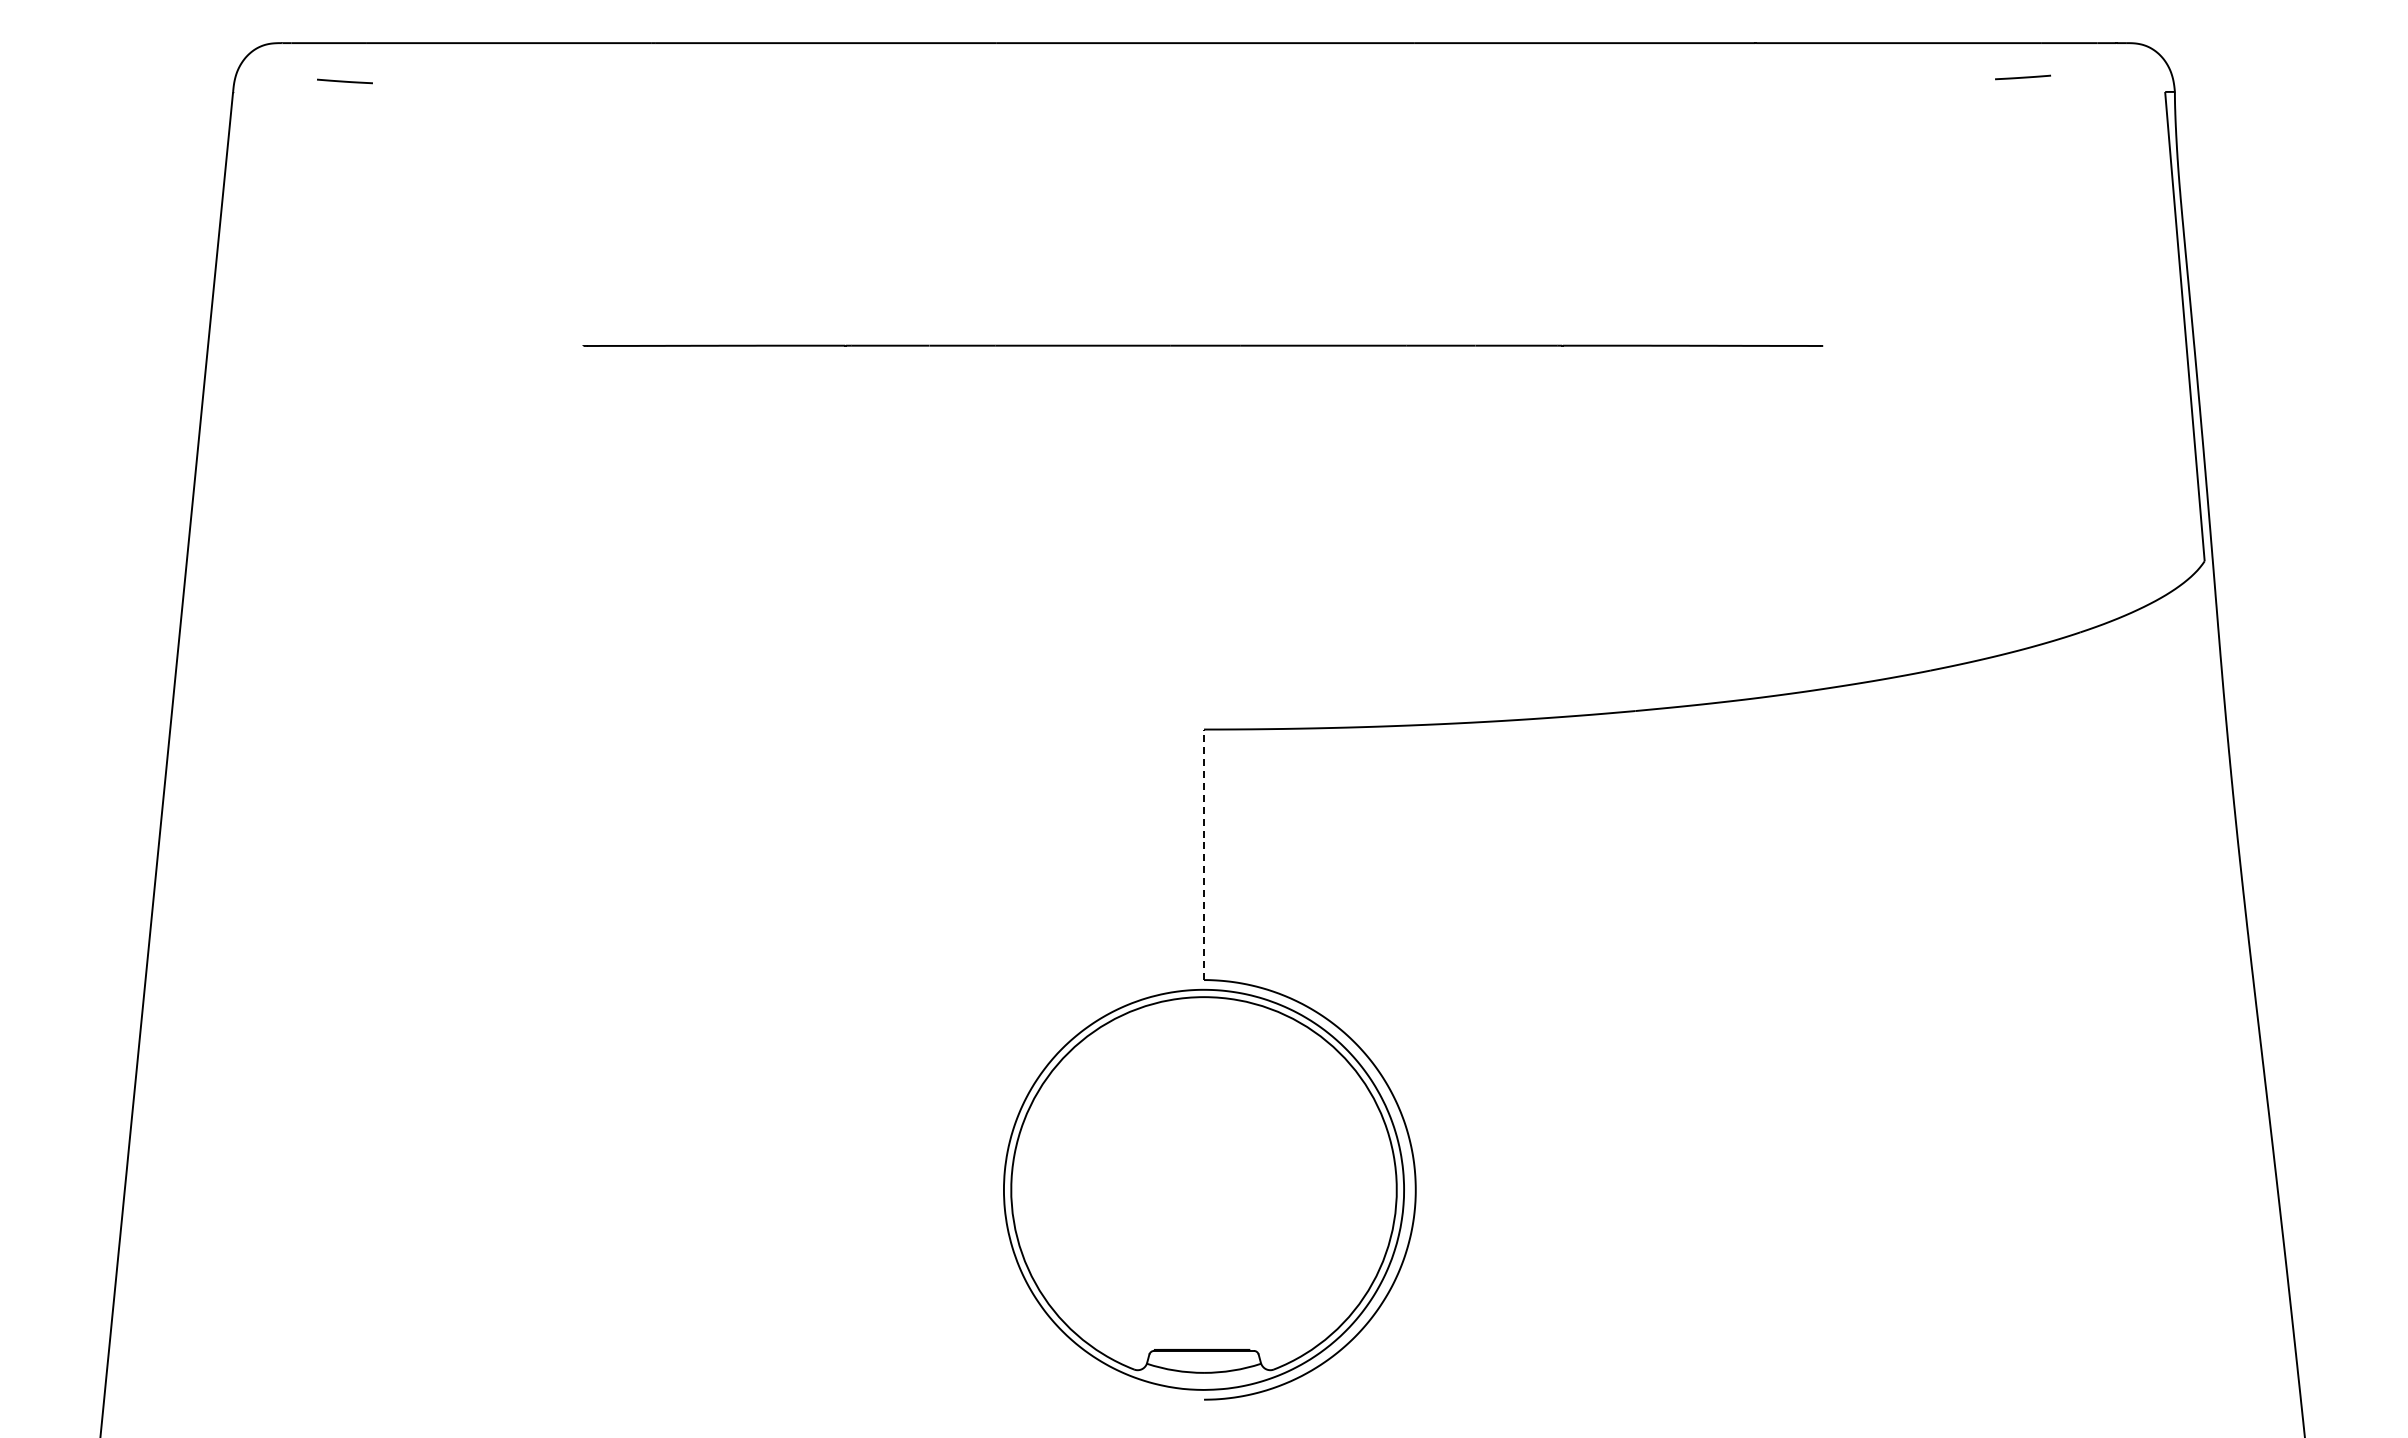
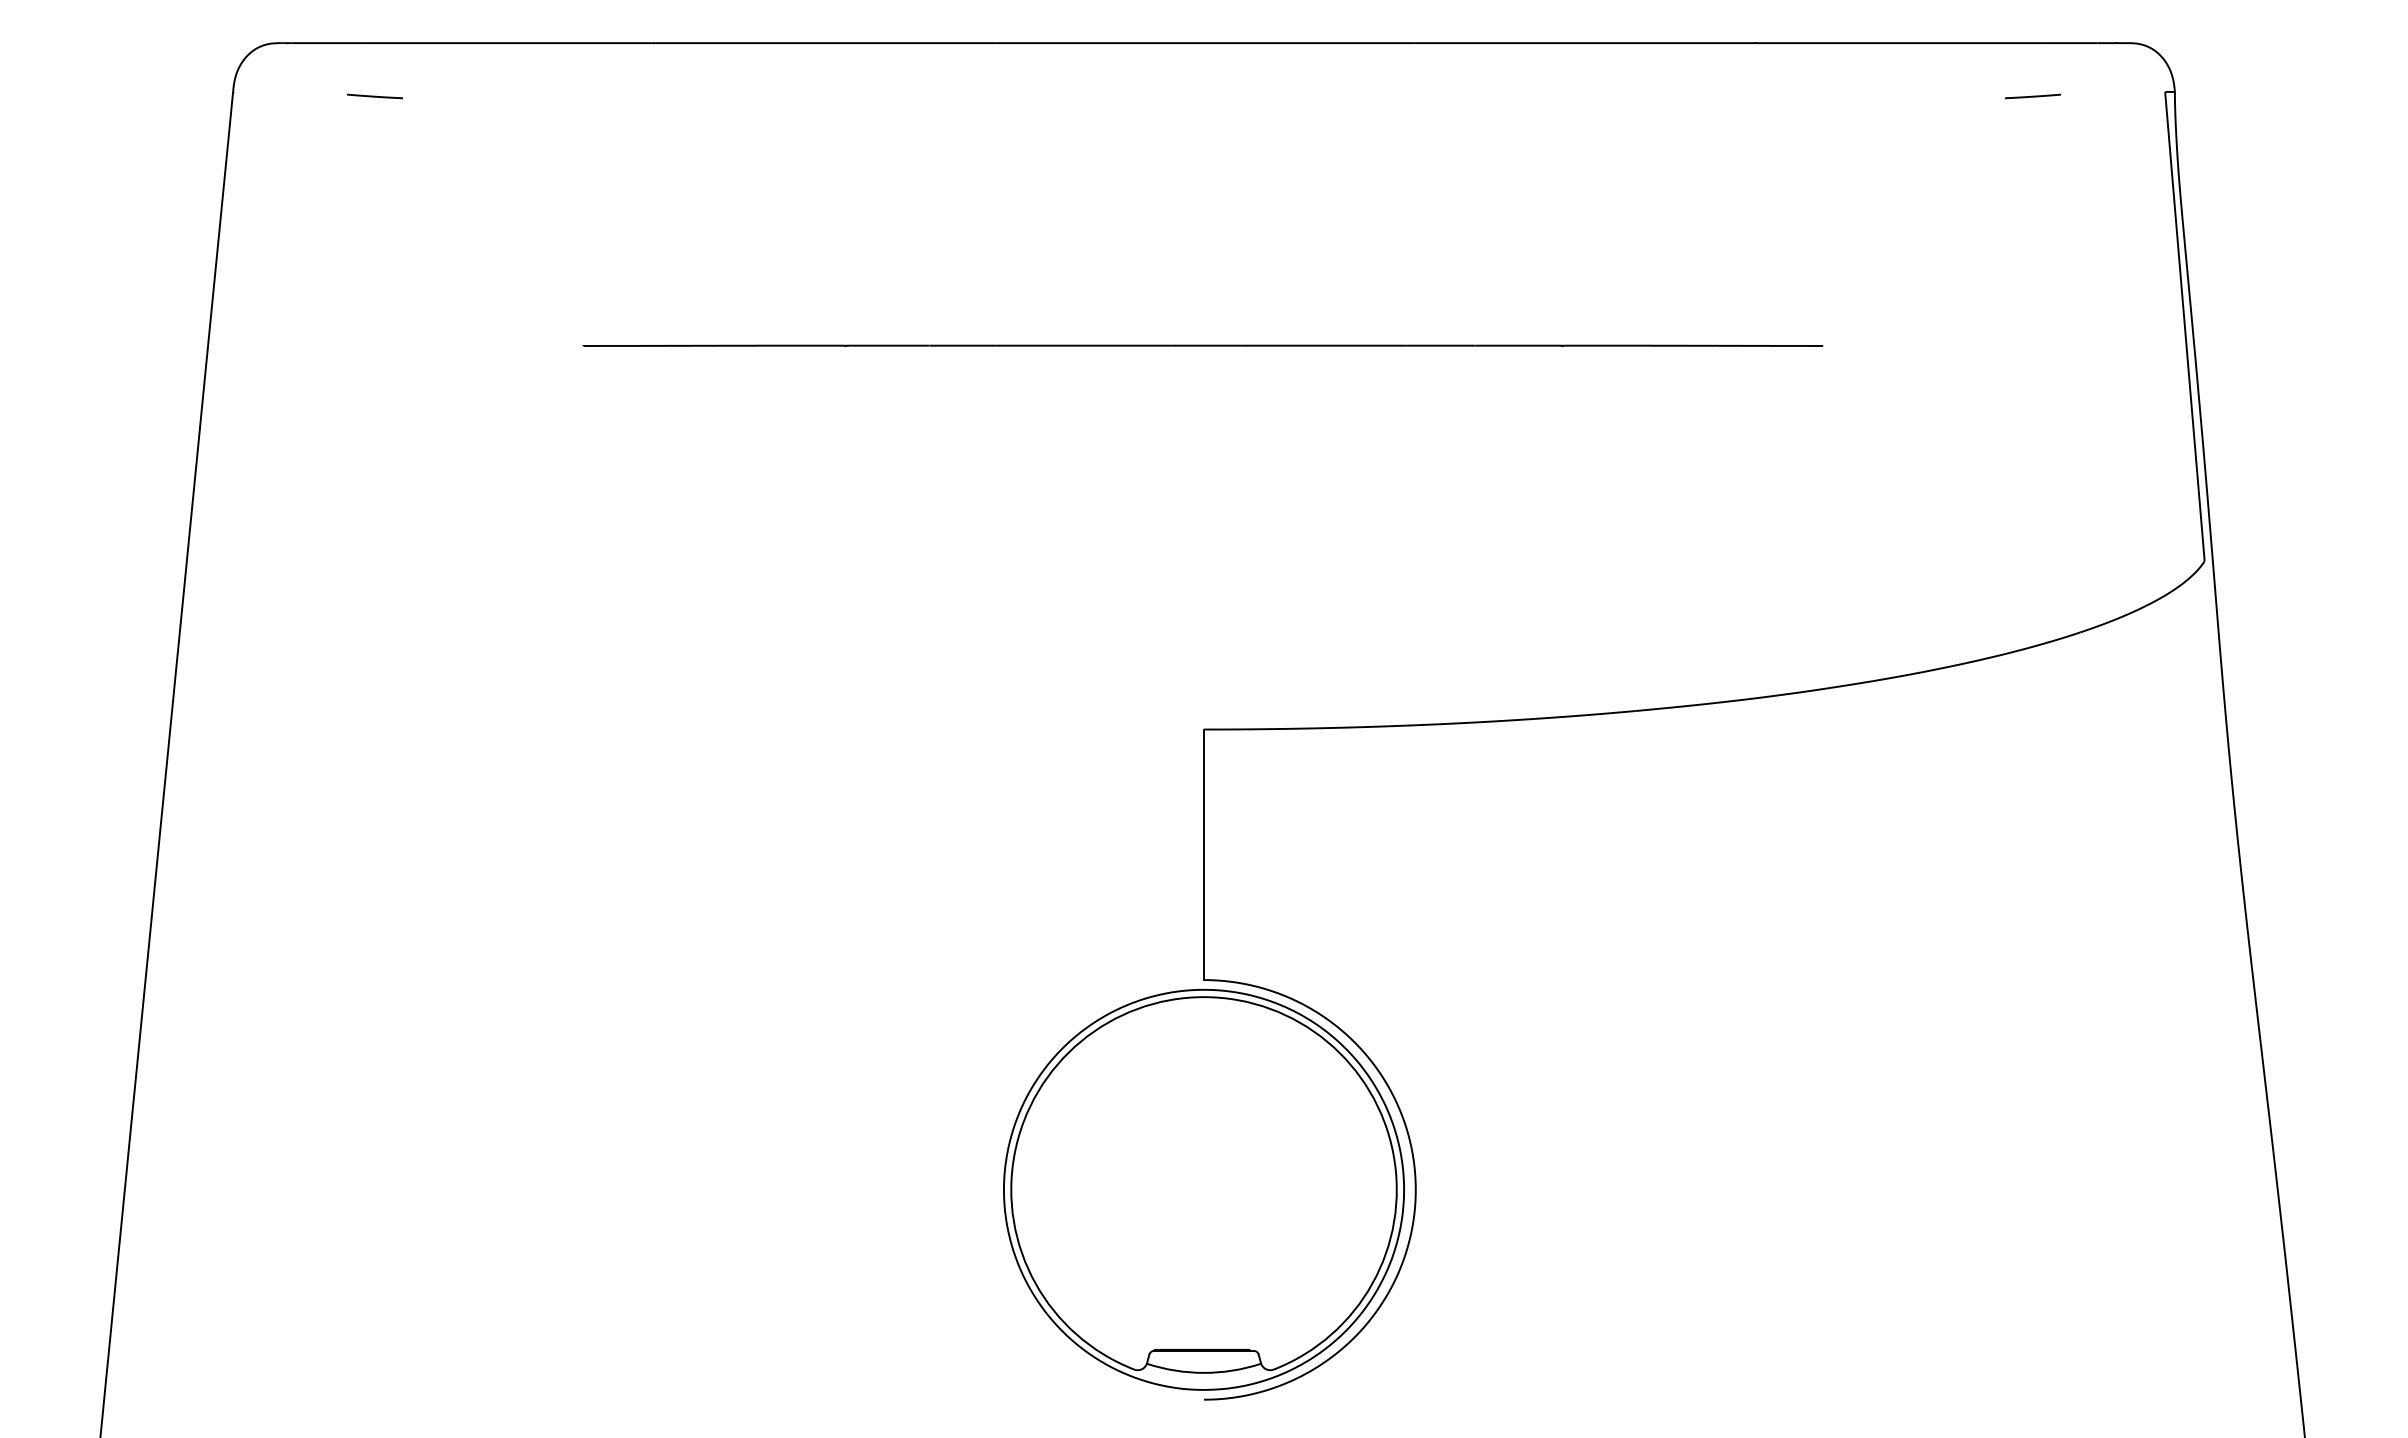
line position: (2022, 77) -> (2032, 96) (2032, 96)
line position: (344, 81) -> (374, 96) (374, 96)
line: dashed -> solid (1204, 854)
